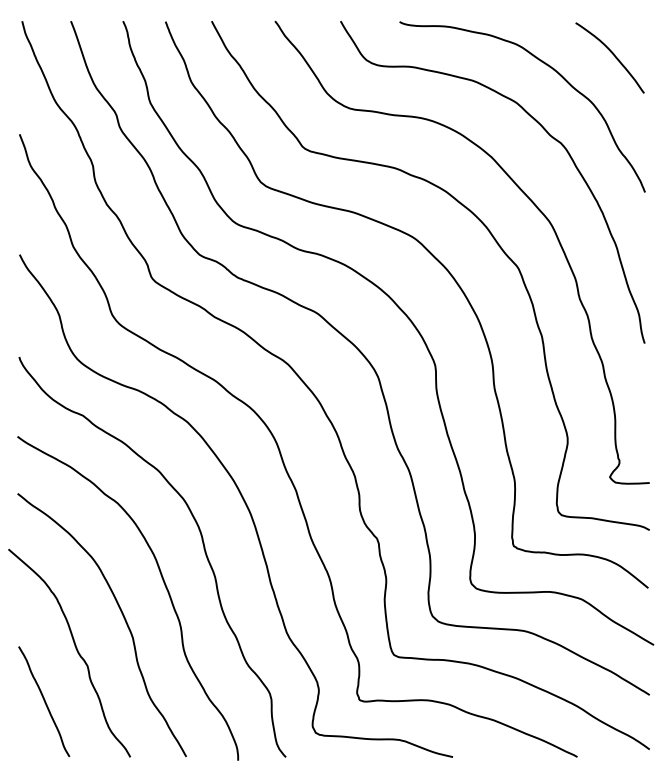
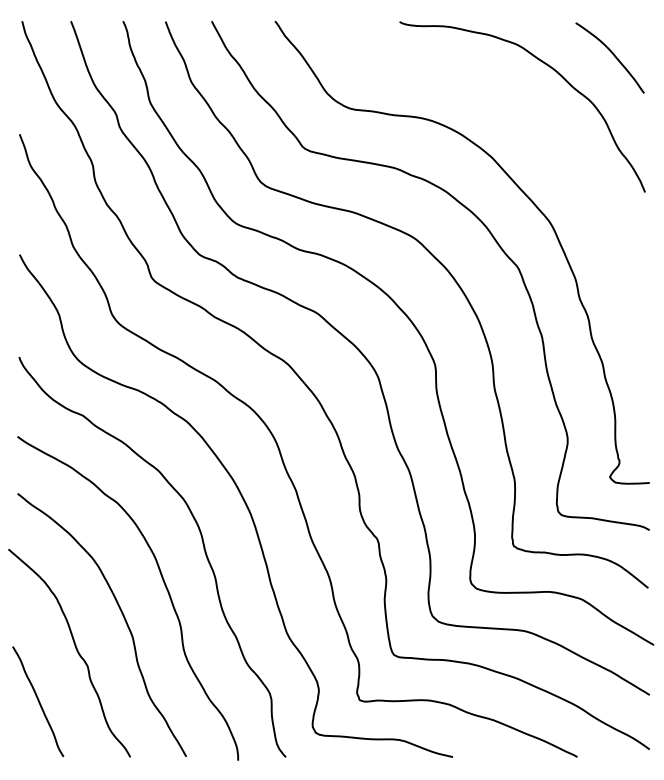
curve: present -> none (544, 130)
curve position: (44, 701) -> (38, 701) (38, 701)
